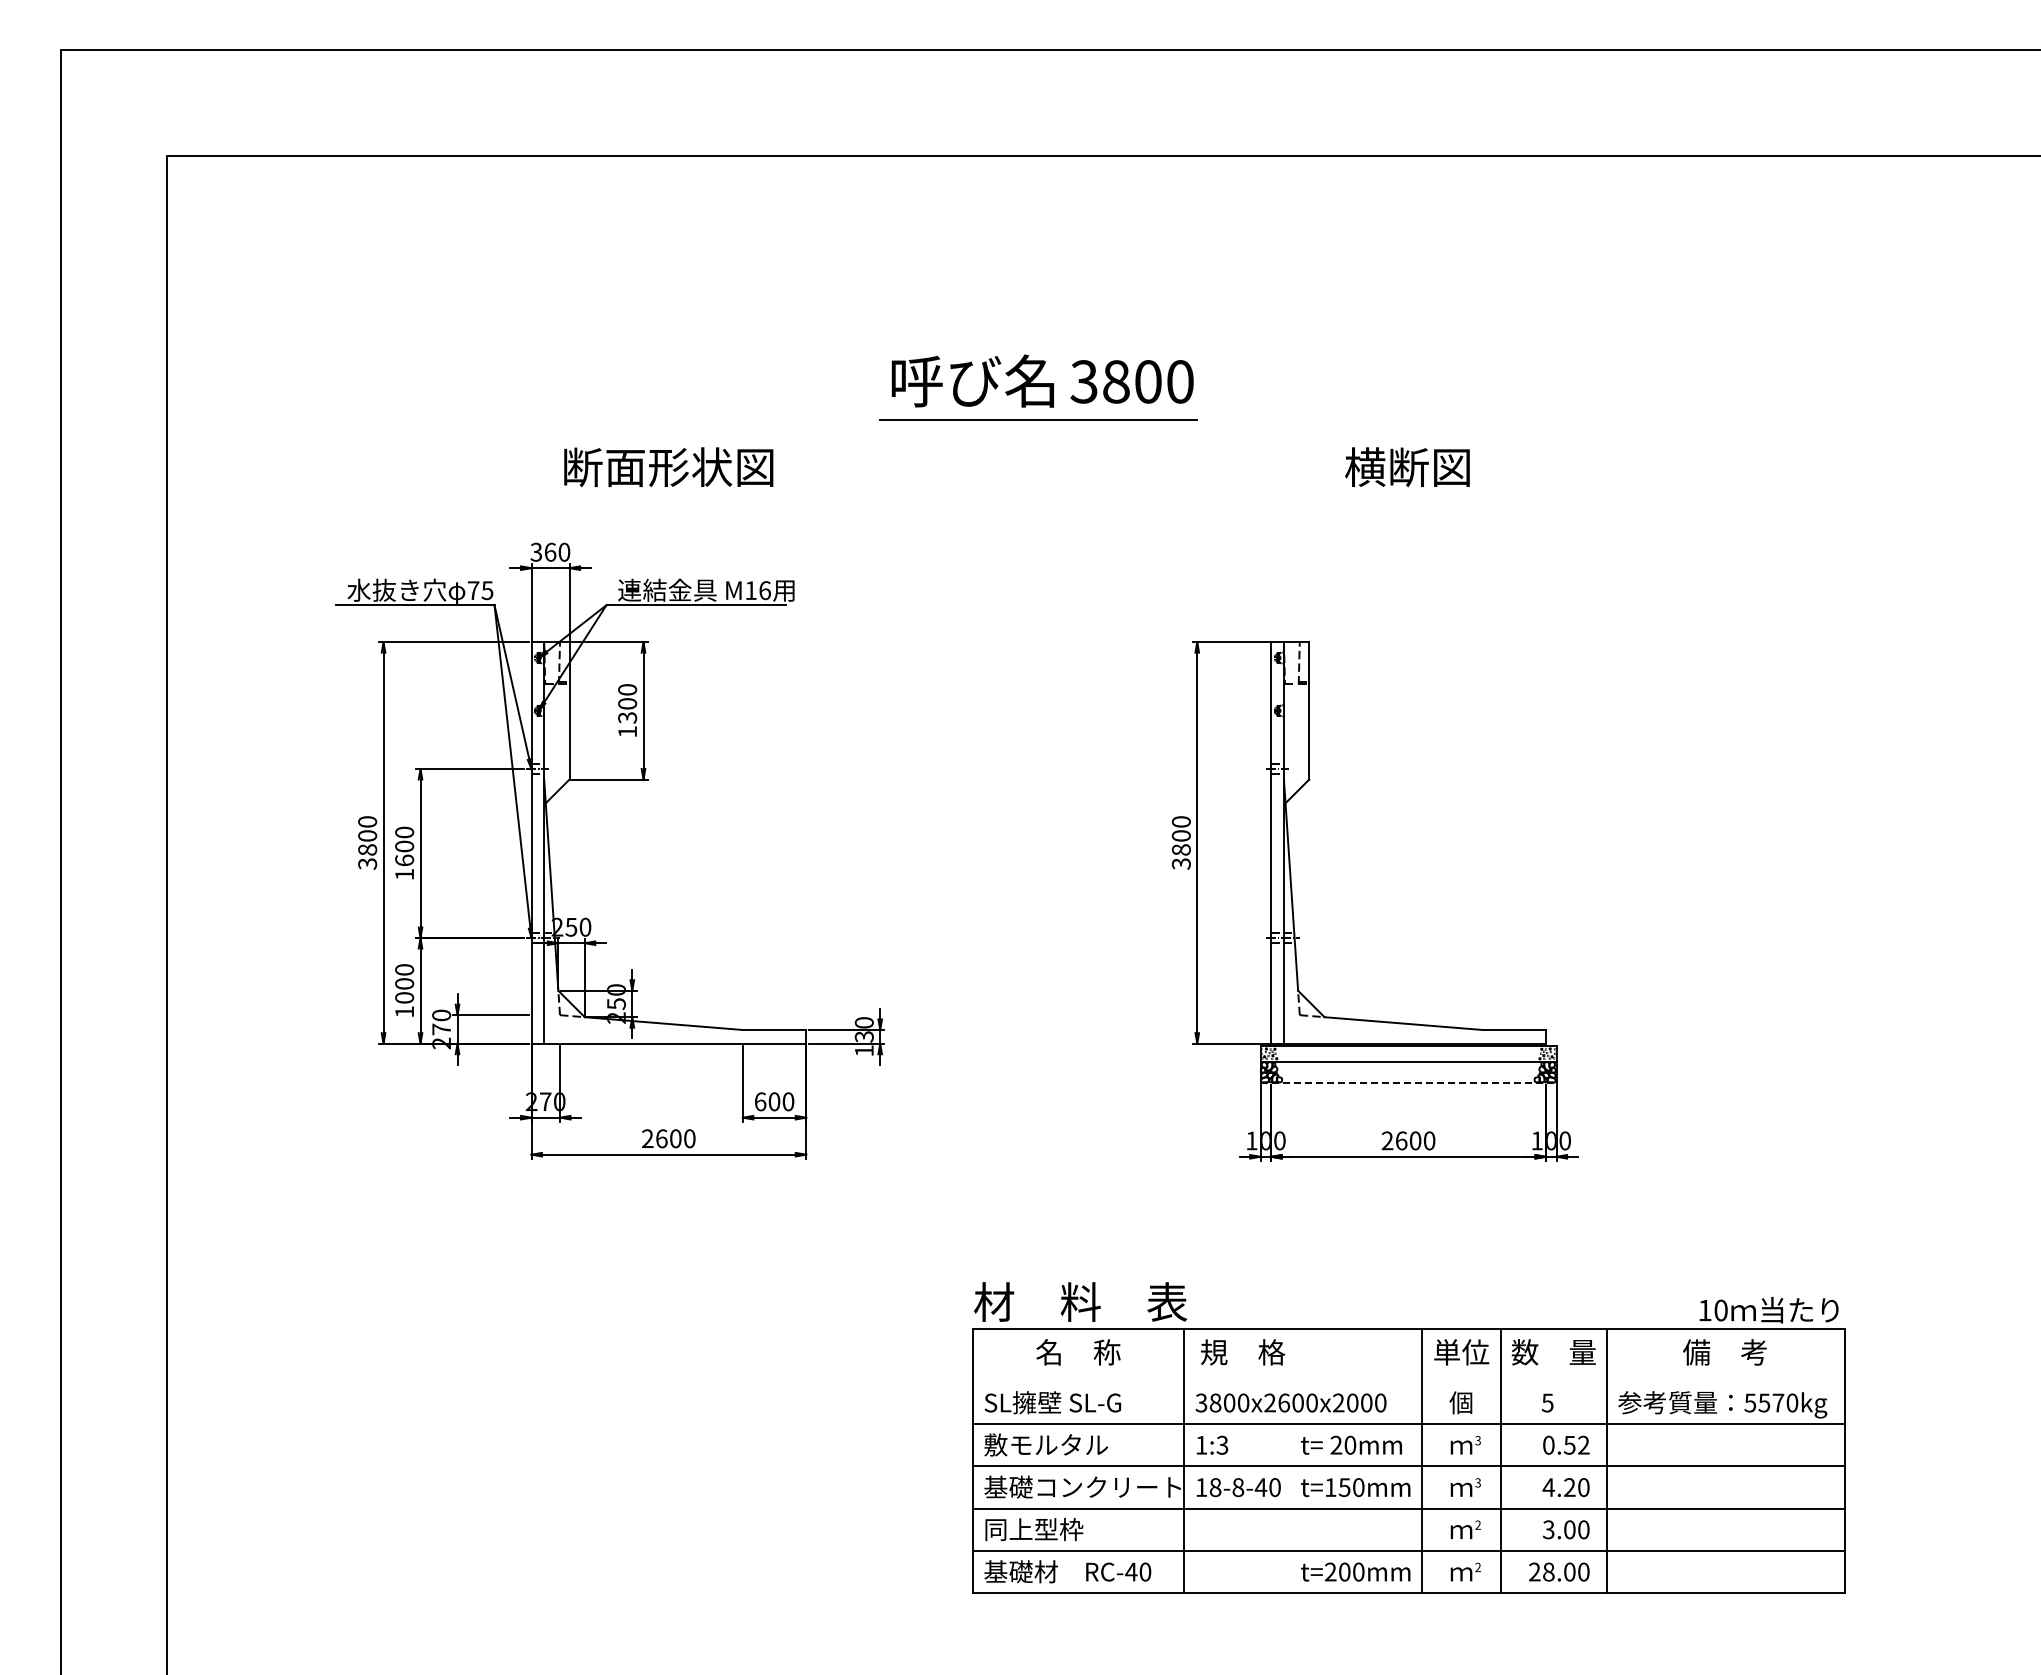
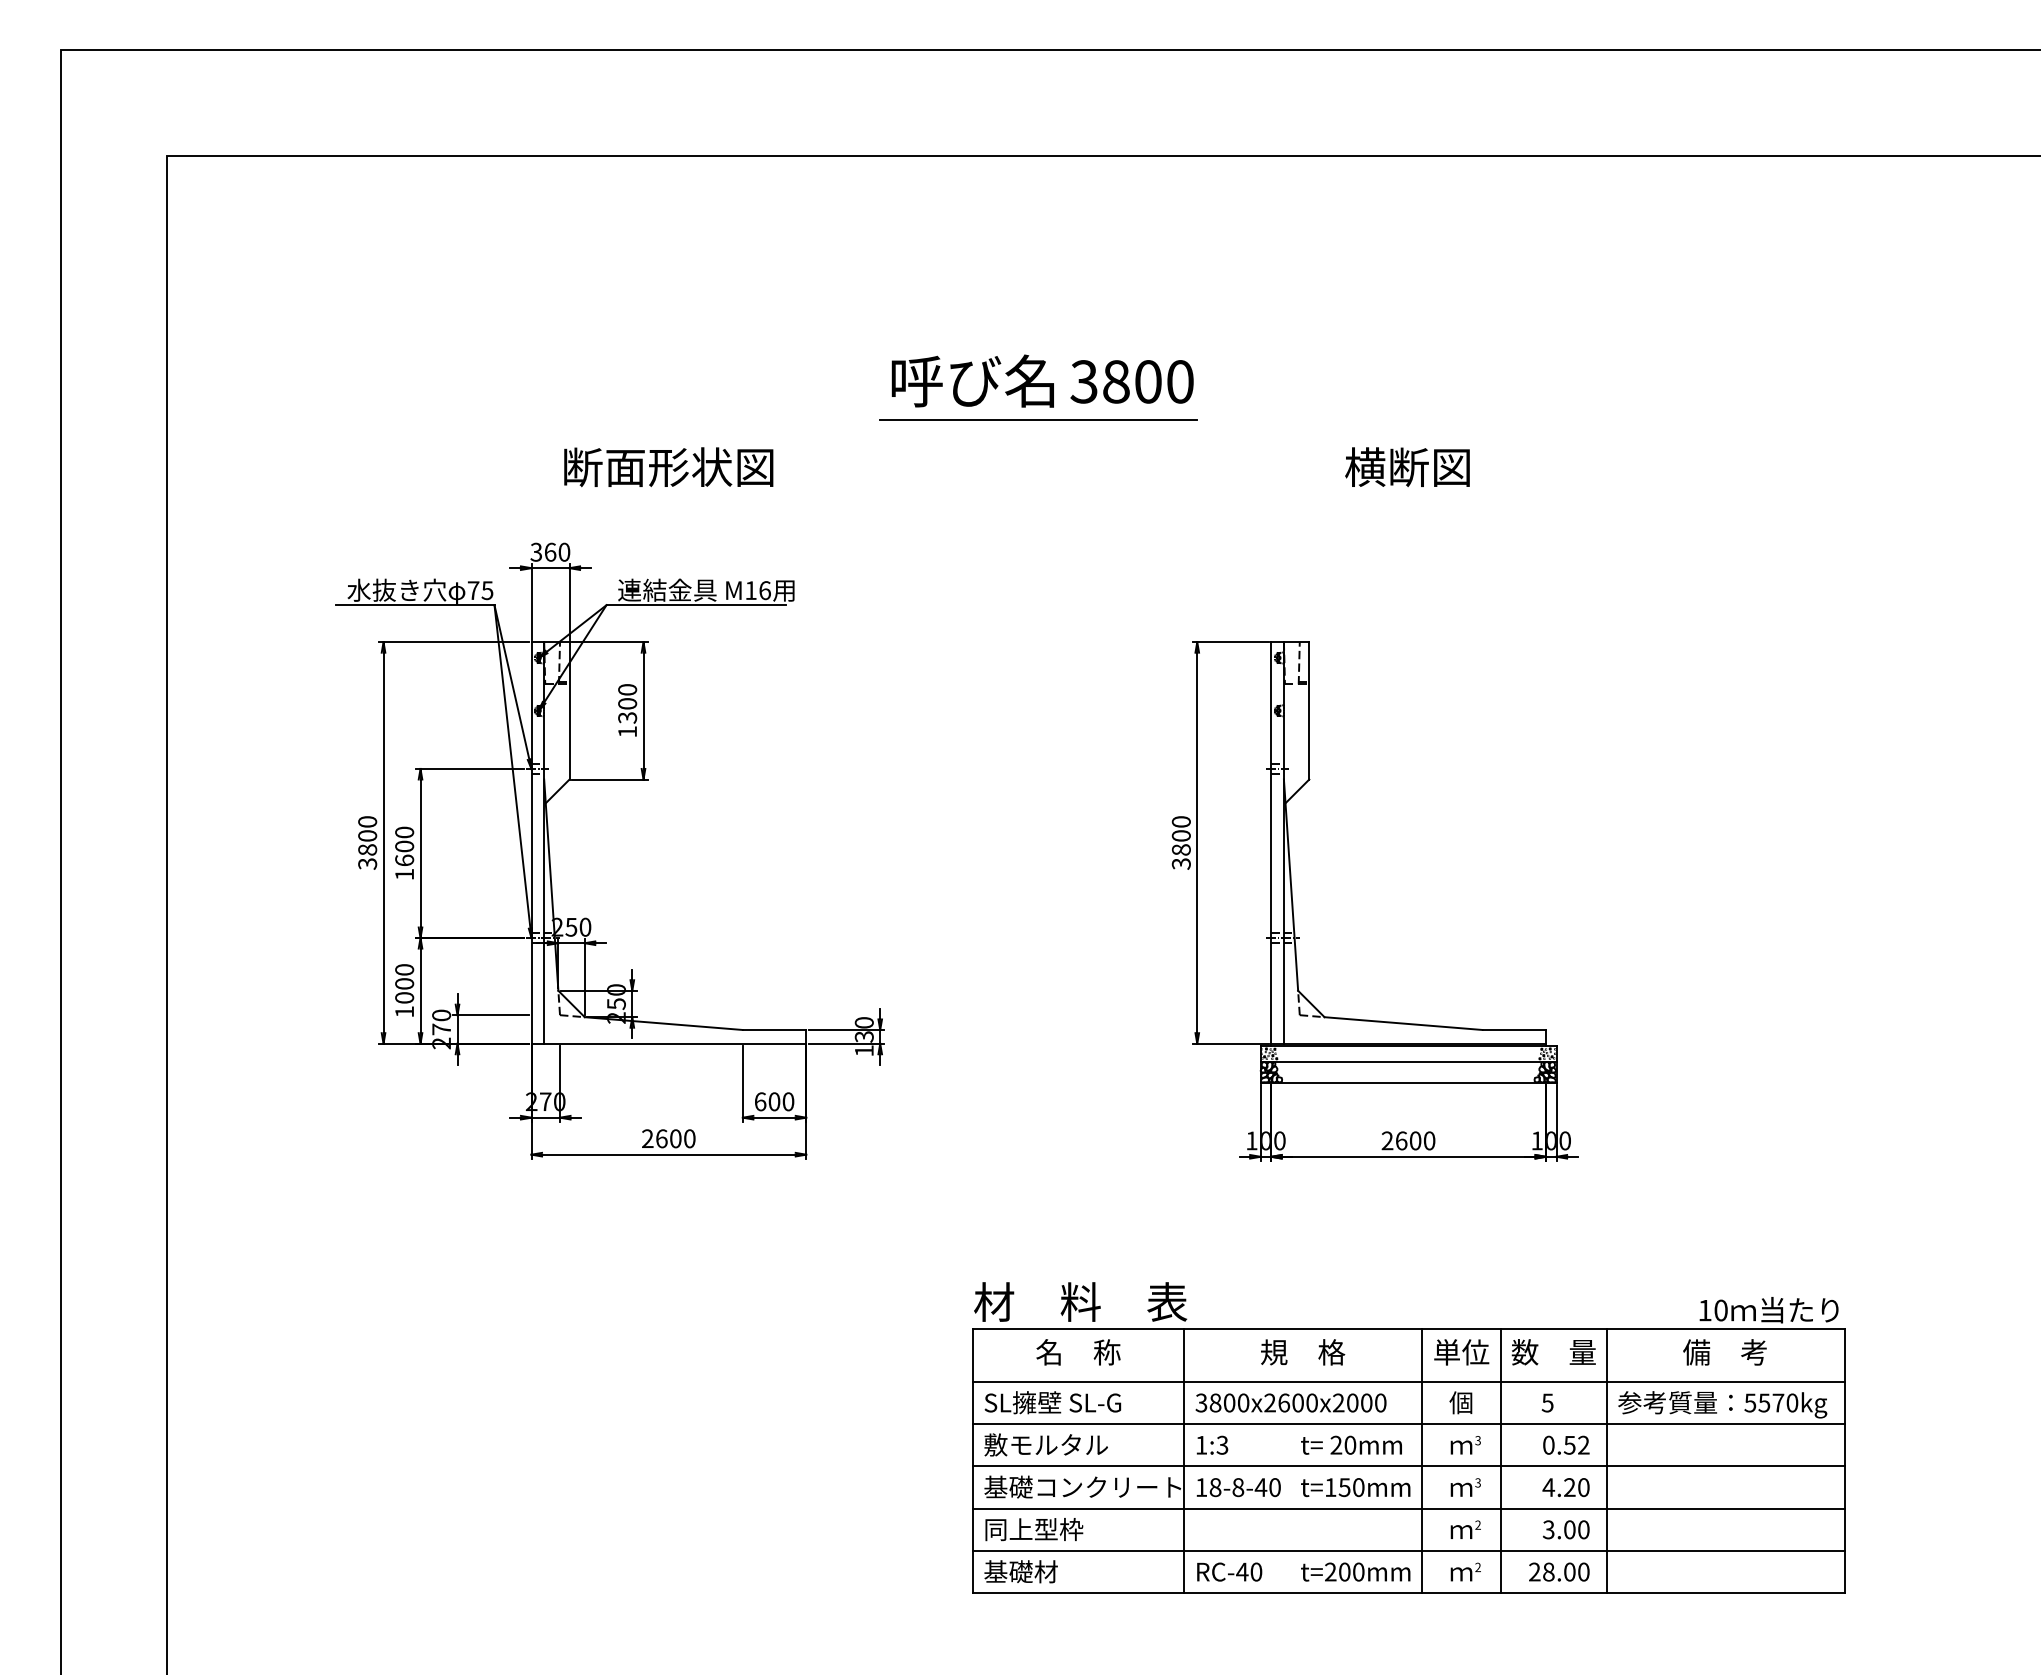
line: dashed -> solid (1408, 1082)
text position: (1243, 1352) -> (1303, 1352) (1303, 1352)
line: none -> present (1408, 1381)
text position: (1118, 1571) -> (1229, 1571) (1229, 1571)
